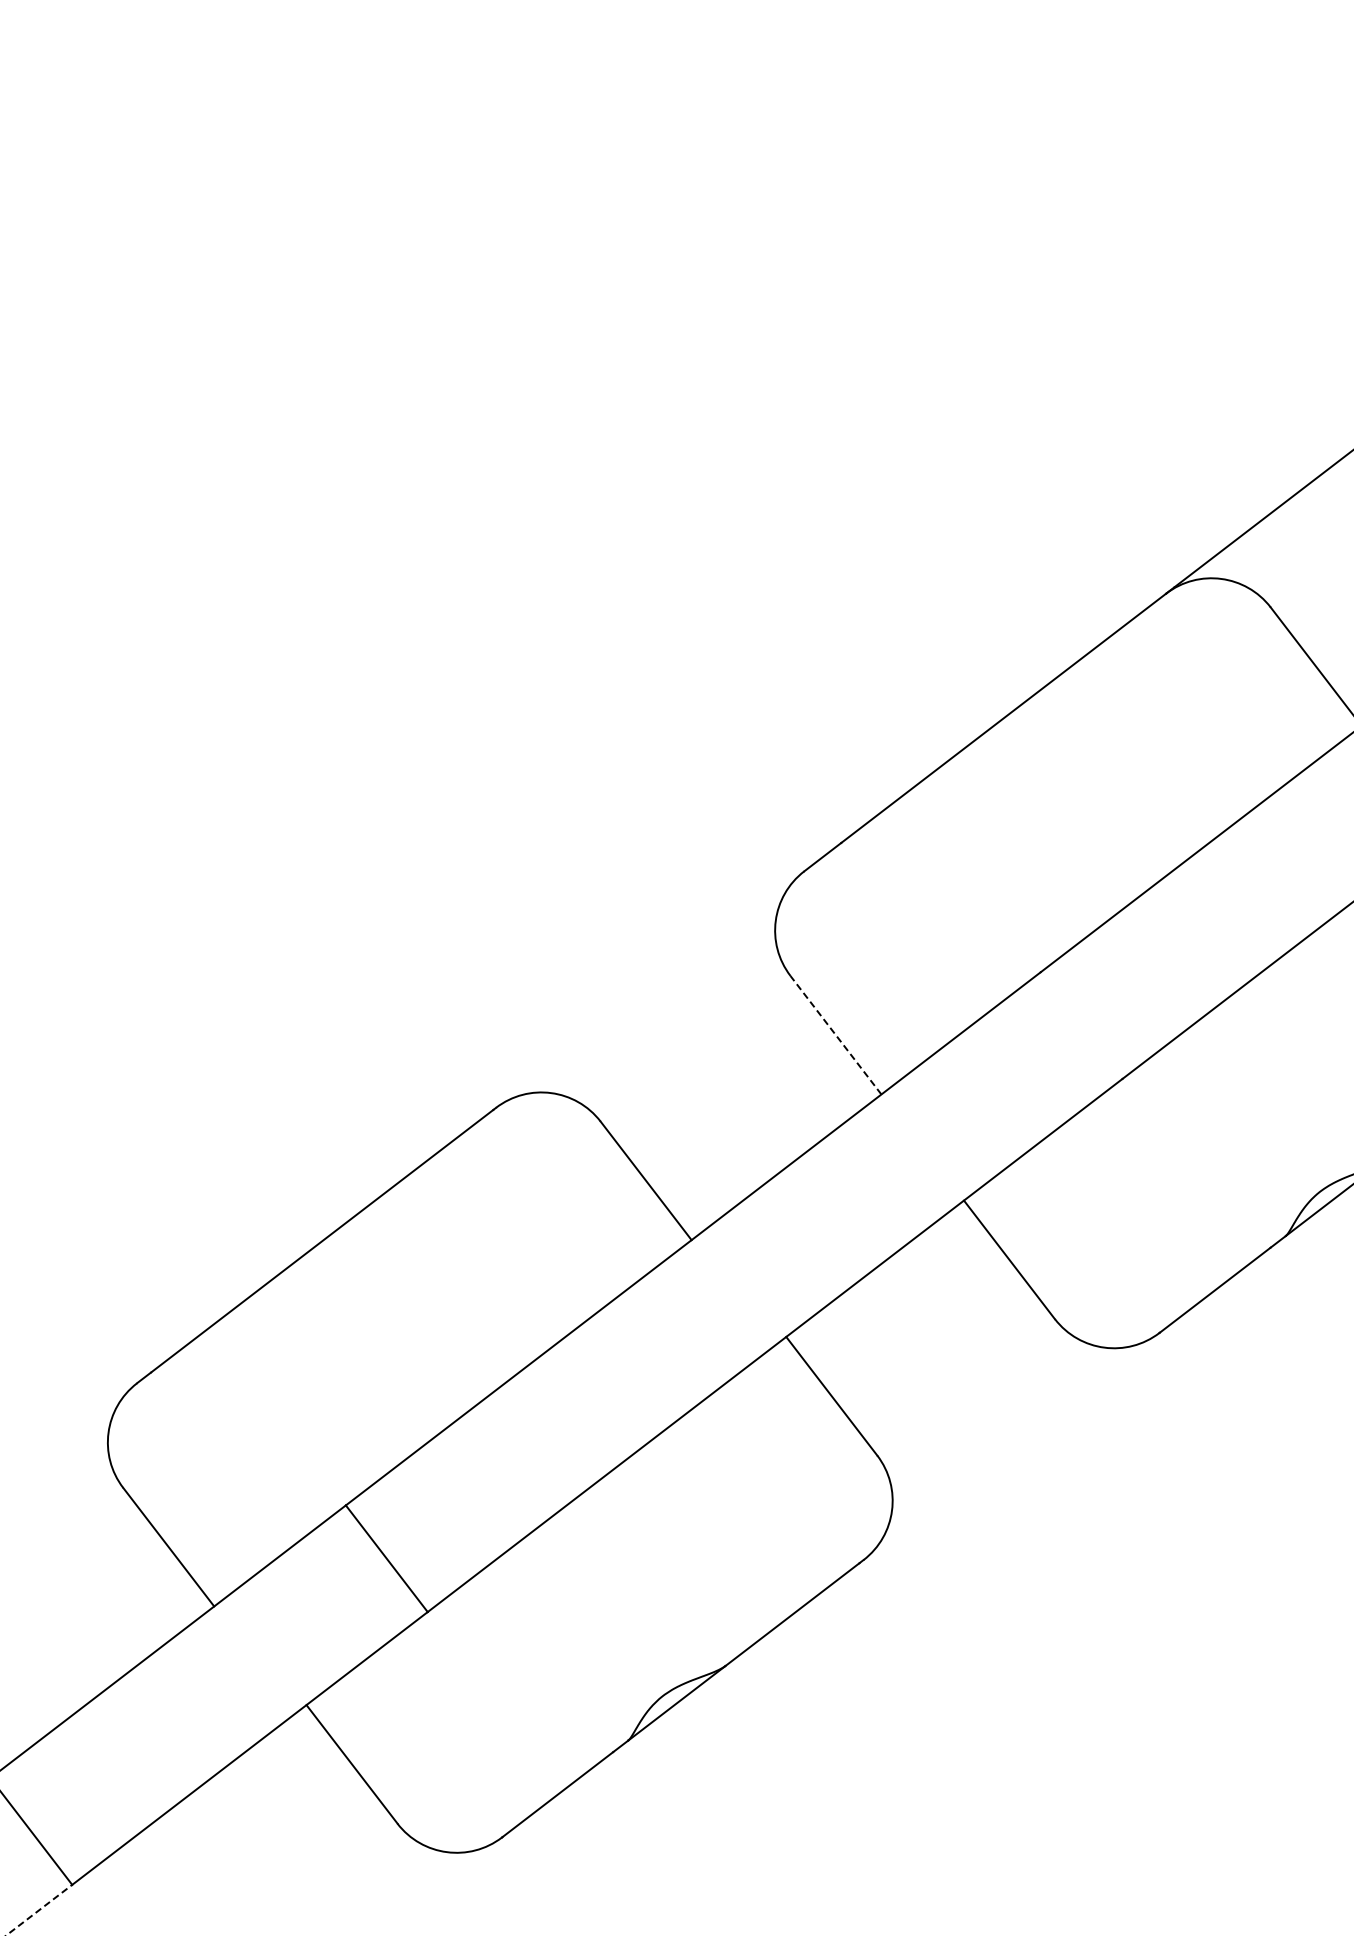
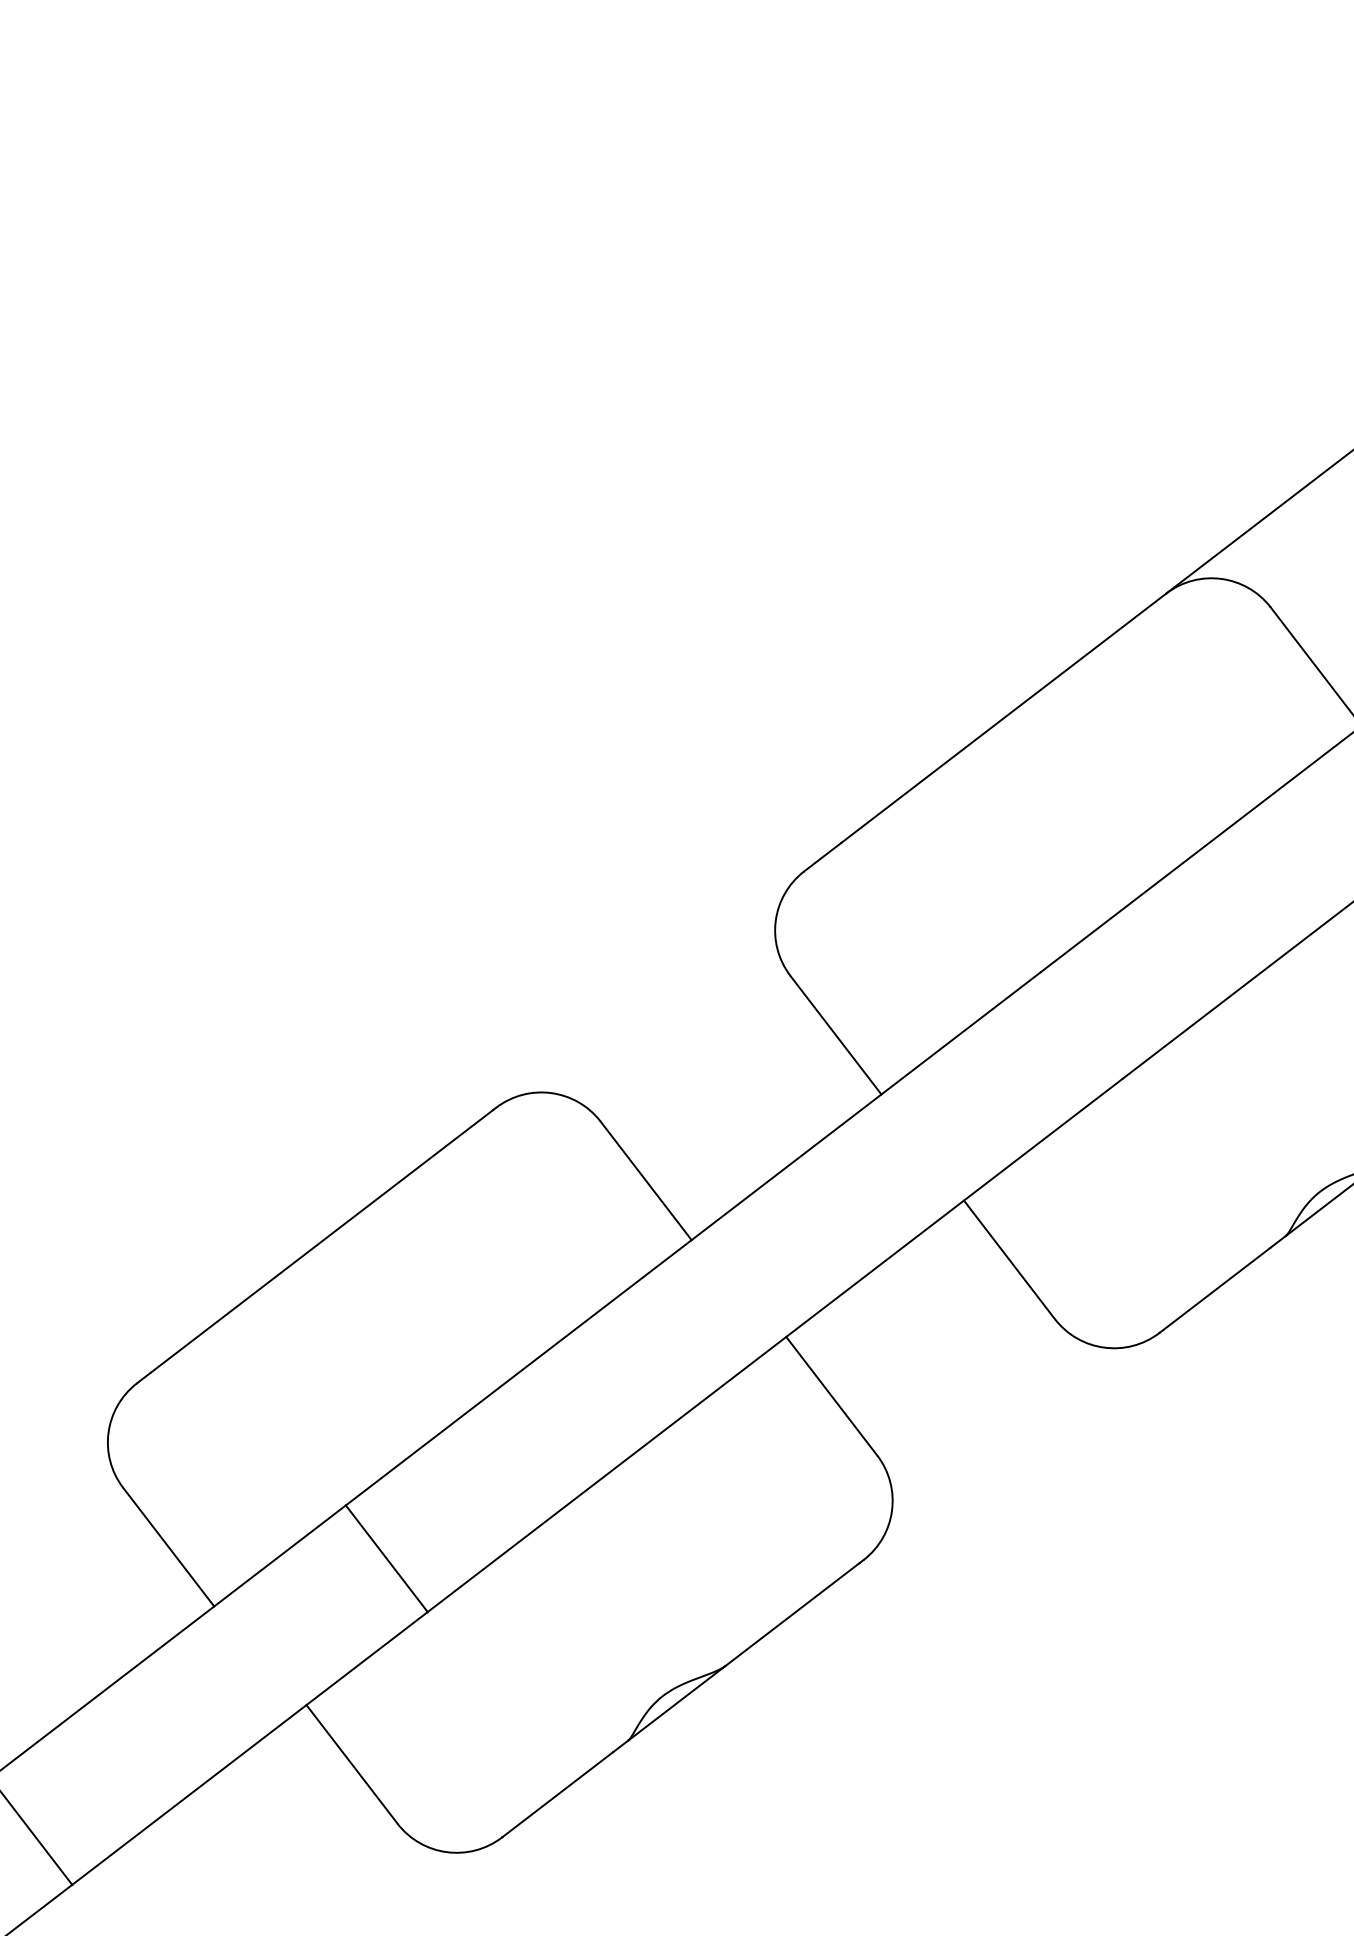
line: dashed -> solid (835, 1035)
line: dashed -> solid (39, 1910)
